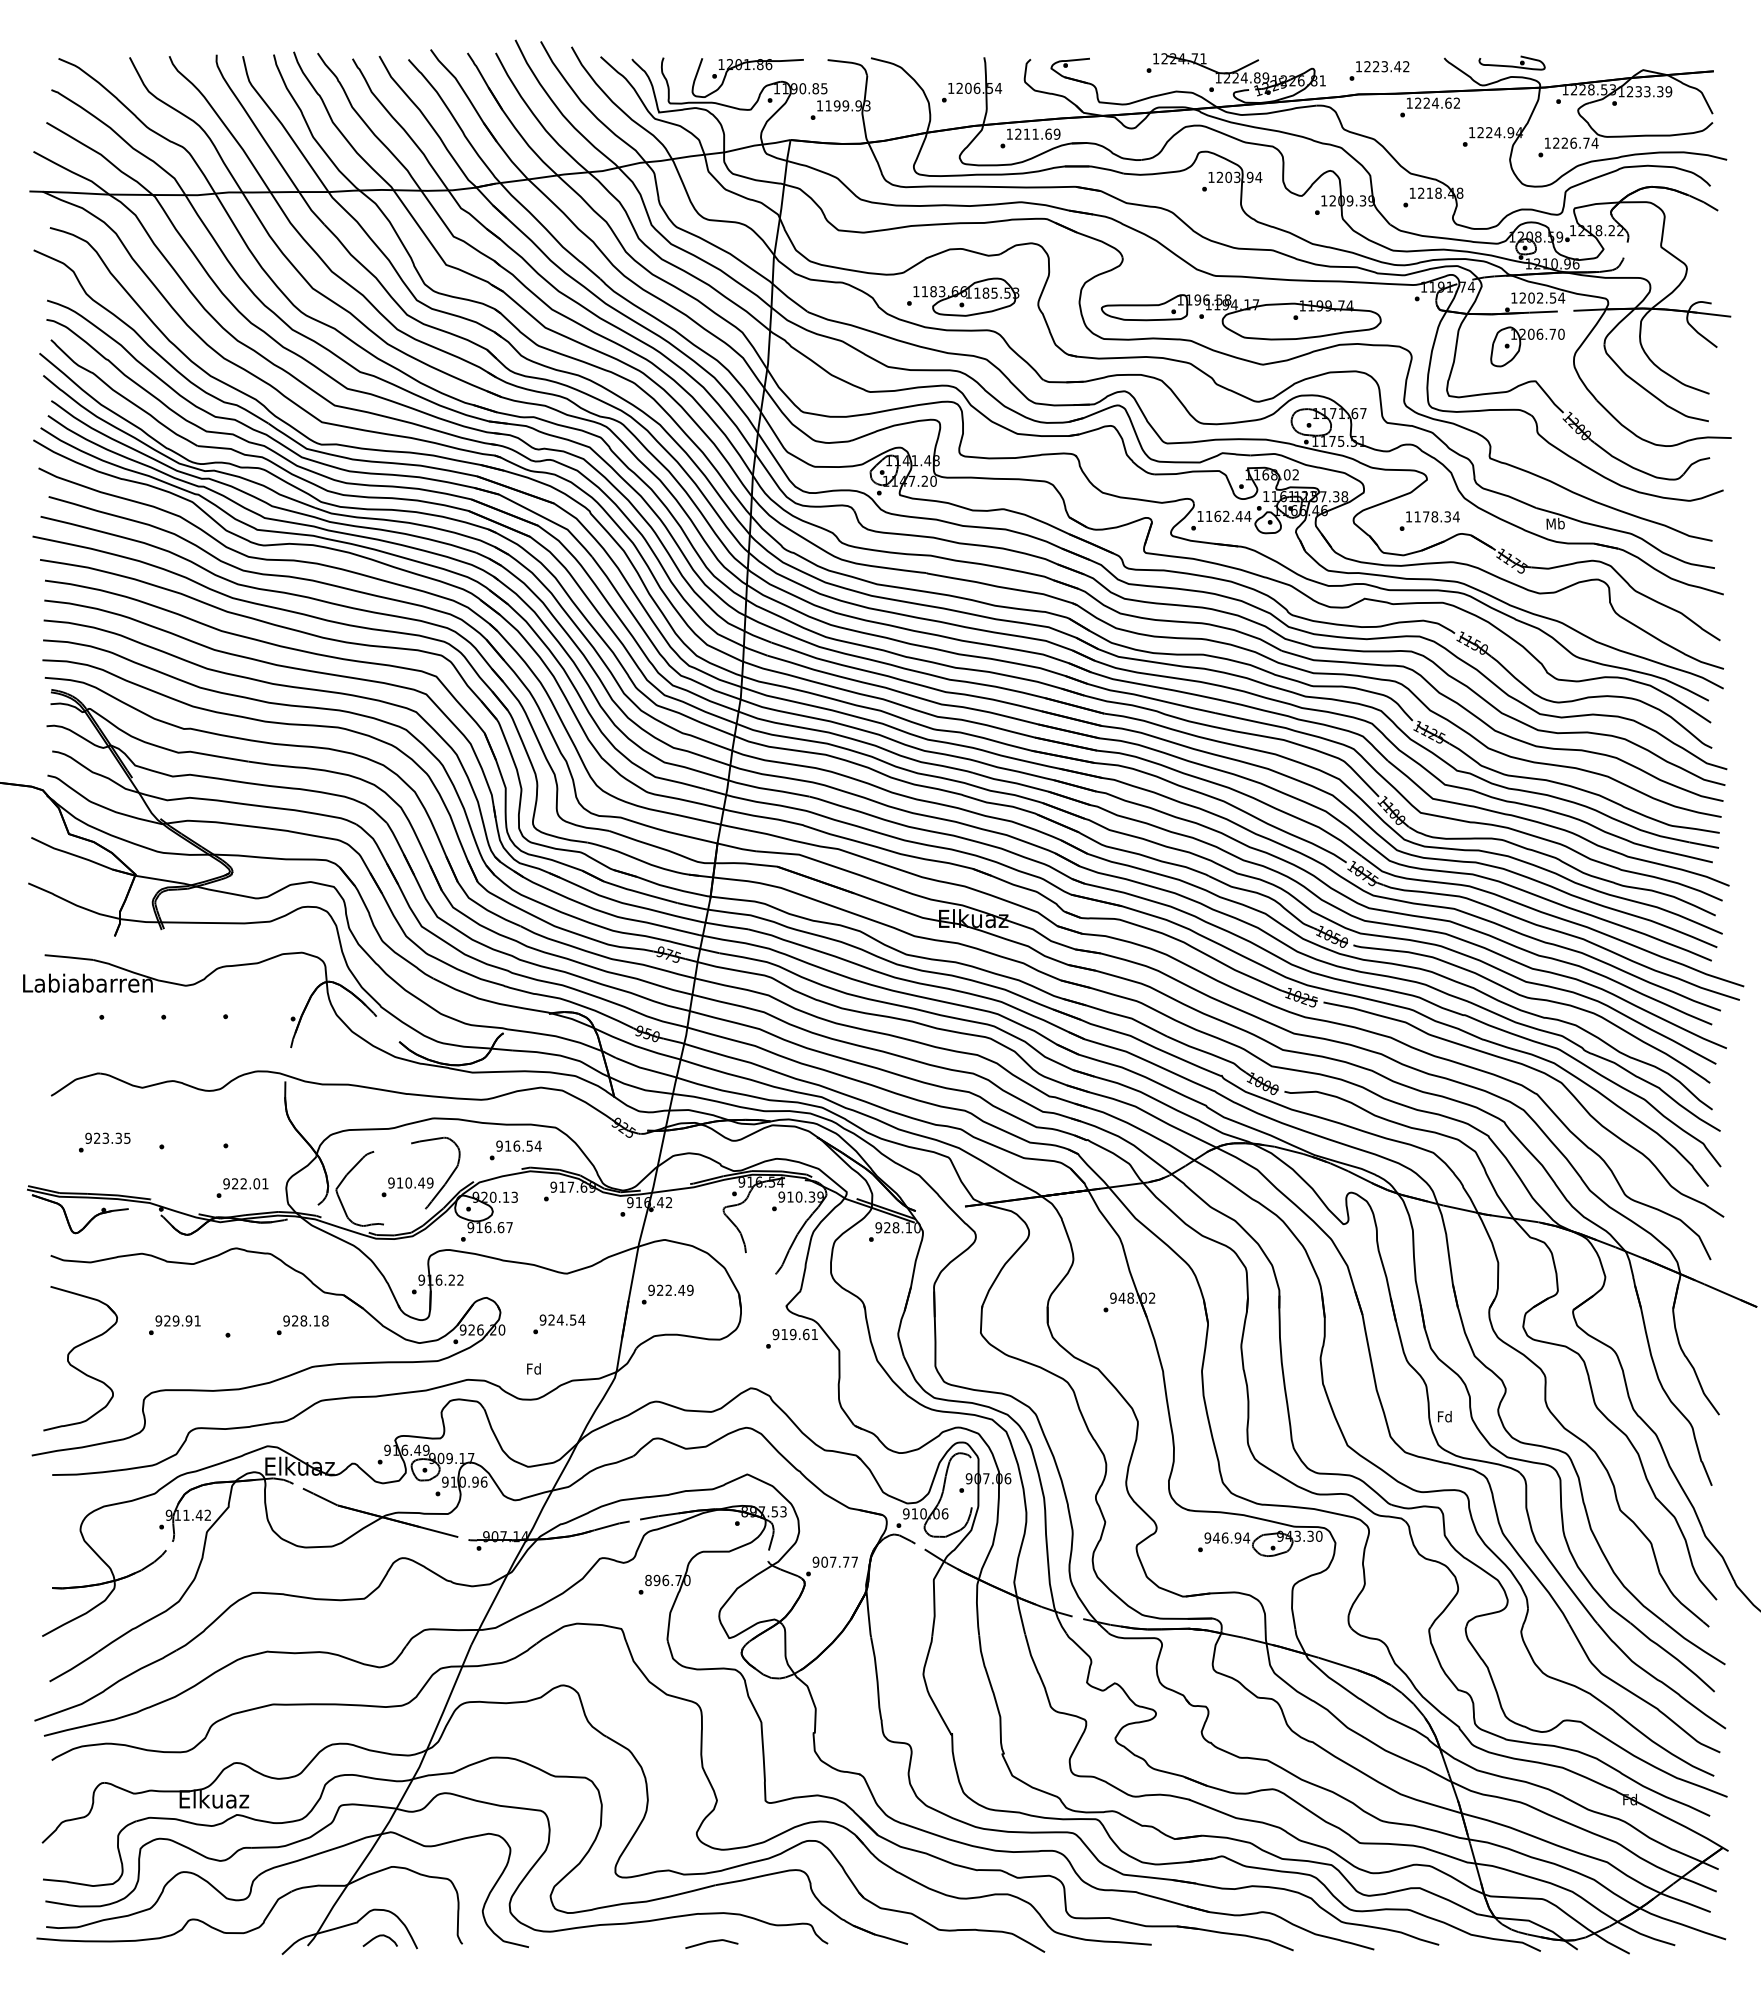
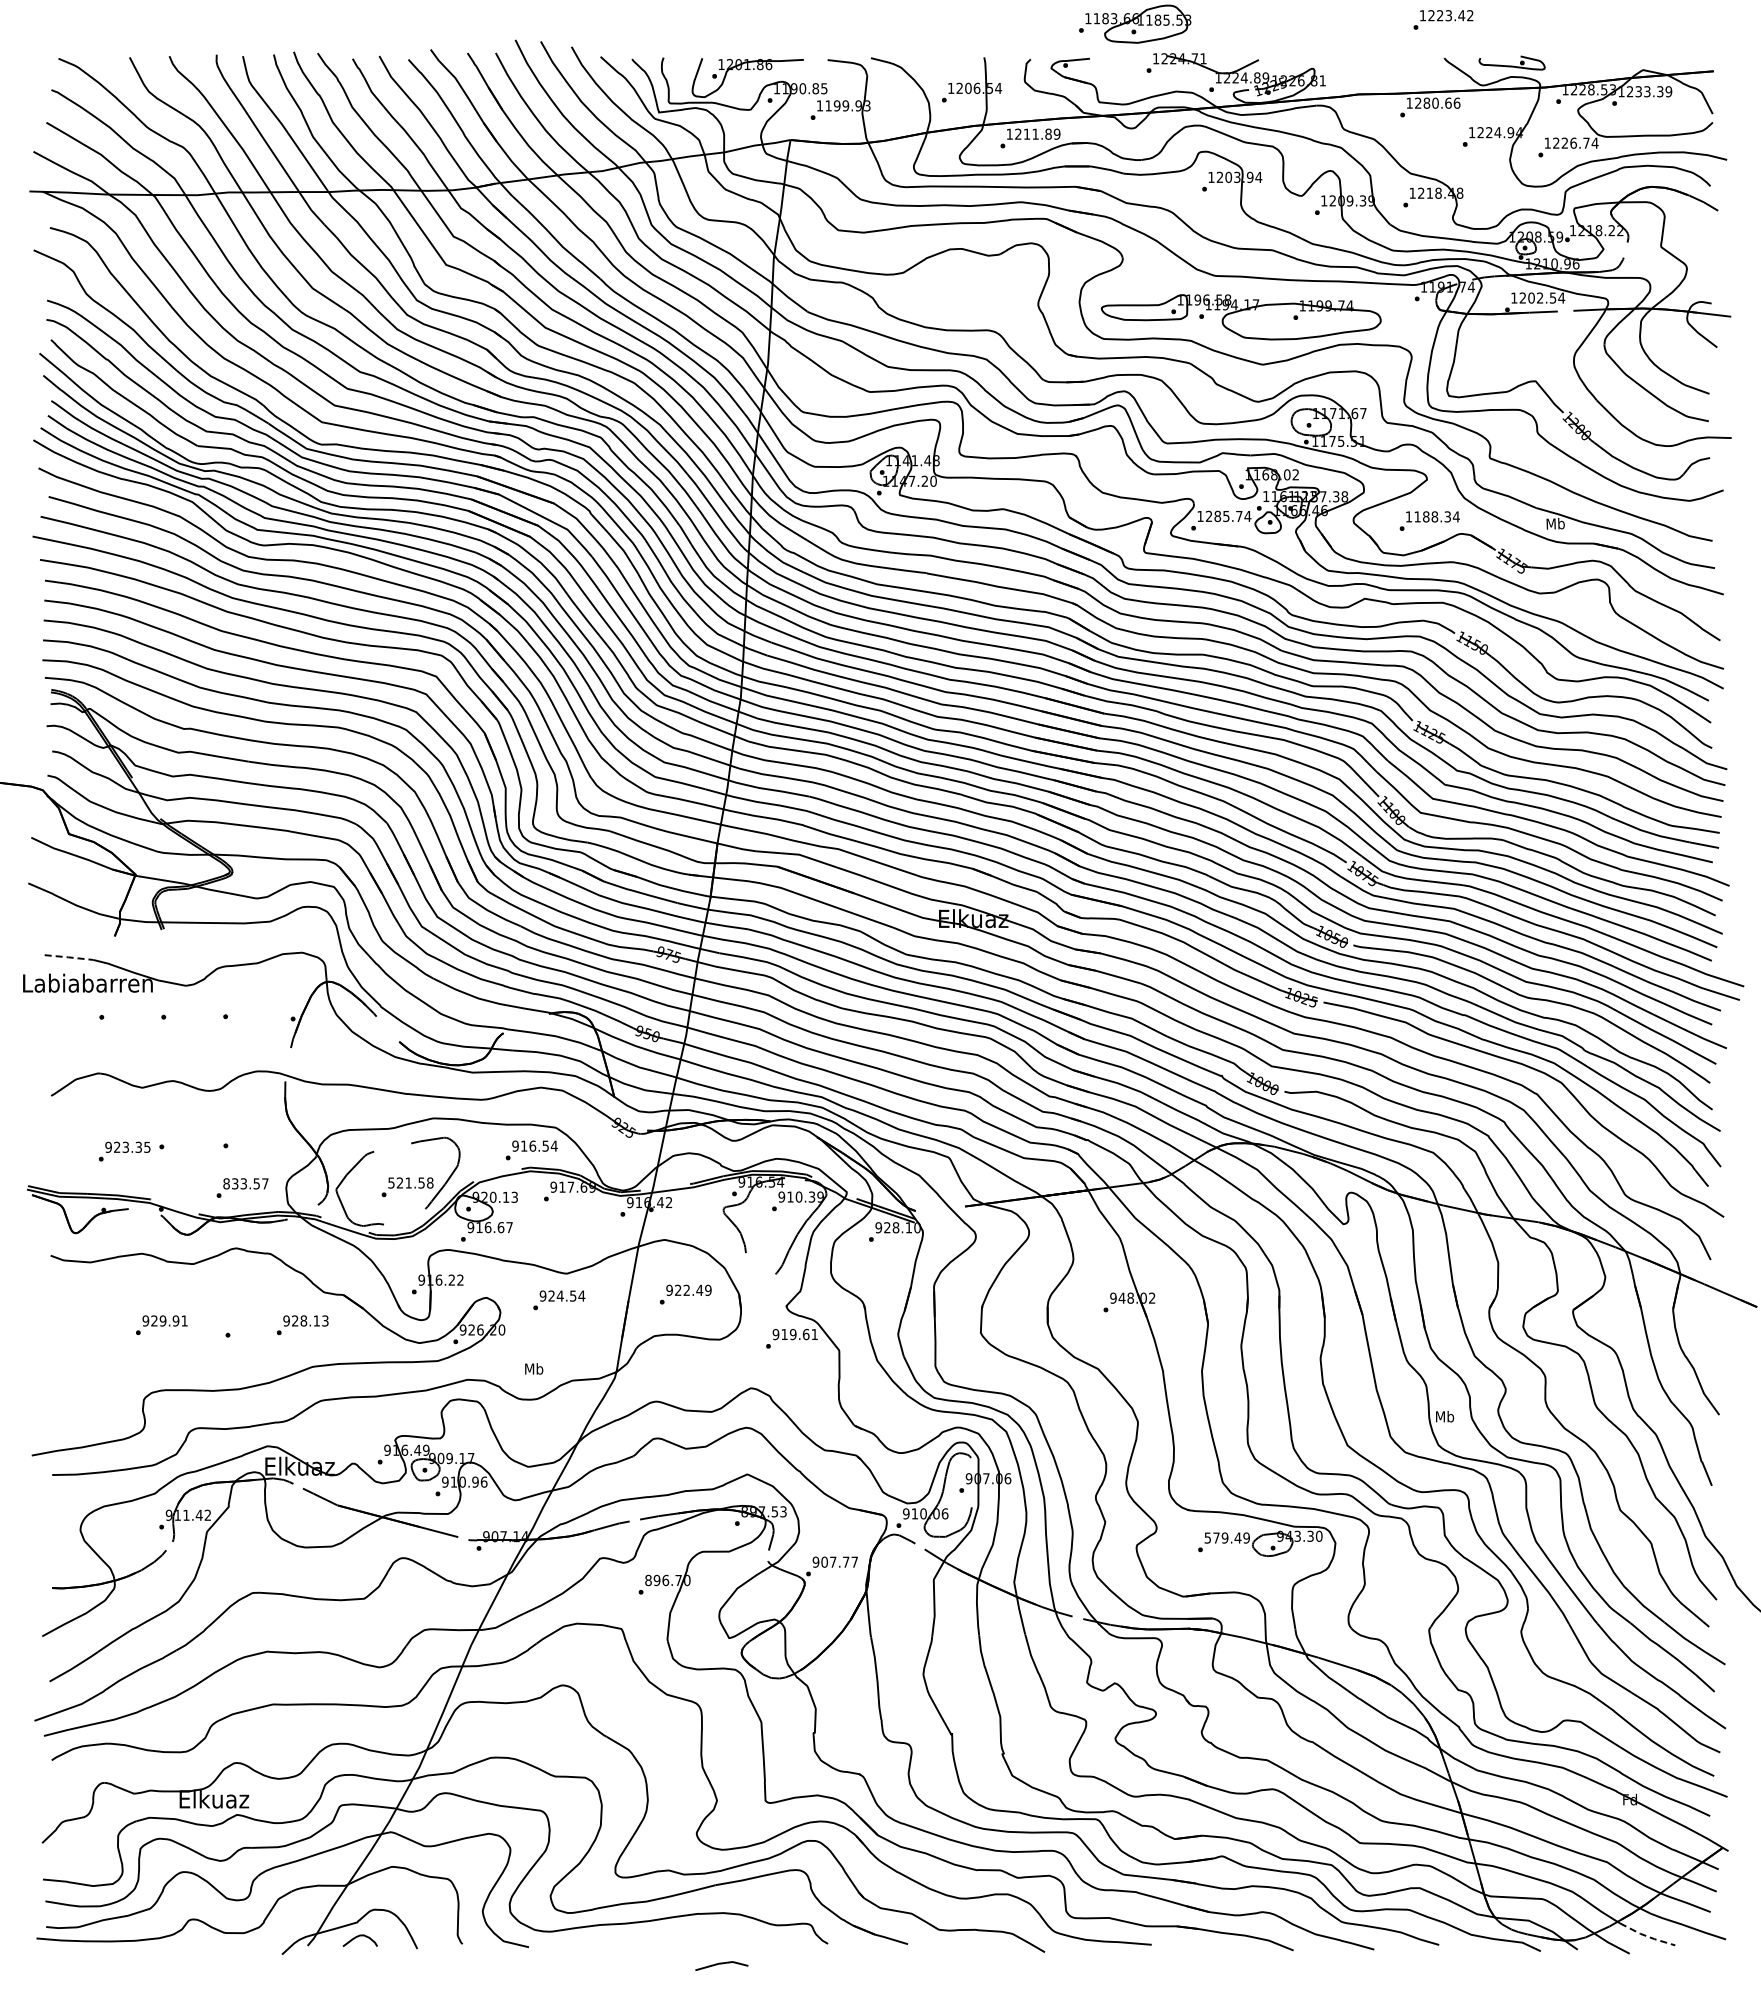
text position: (1379, 70) -> (1443, 19) (1443, 19)
text: 1224.62 -> 1280.66 (1441, 102)
text: 1211.69 -> 1211.89 (1048, 133)
part position: (963, 296) -> (1135, 23) (1135, 23)
part: present -> none (1521, 344)
text: 1162.44 -> 1285.74 (1223, 516)
text: 1178.34 -> 1188.34 (1426, 516)
line: solid -> dashed (68, 957)
text position: (104, 1142) -> (124, 1151) (124, 1151)
text position: (515, 1150) -> (531, 1150) (531, 1150)
text: 910.49 -> 521.58 (410, 1182)
text: 922.01 -> 833.57 (245, 1183)
text position: (667, 1294) -> (685, 1294) (685, 1294)
text: 928.18 -> 928.13 (325, 1320)
text position: (174, 1324) -> (161, 1324) (161, 1324)
text position: (559, 1324) -> (559, 1300) (559, 1300)
part: present -> none (75, 1366)
text: Fd -> Mb (534, 1368)
text: Fd -> Mb (1445, 1416)
text: 946.94 -> 579.49 (1227, 1537)
line: solid -> dashed (1647, 1936)
curve position: (378, 1937) -> (358, 1937) (358, 1937)
line position: (711, 1942) -> (721, 1964) (721, 1964)
